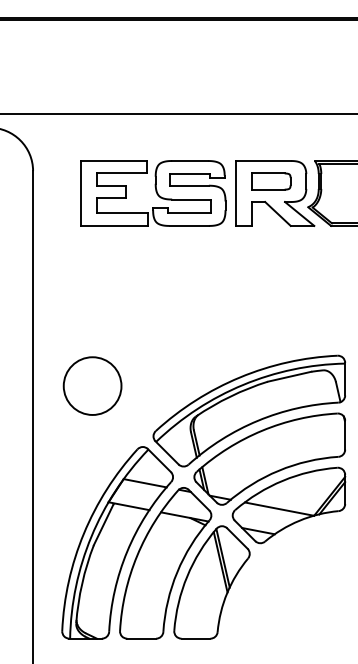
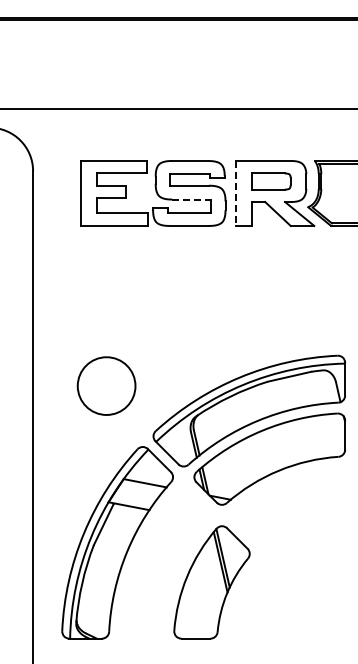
line position: (178, 113) -> (178, 108) (178, 108)
line: solid -> dashed (236, 193)
line: solid -> dashed (192, 199)
circle position: (92, 385) -> (106, 385) (106, 385)
part: present -> none (288, 505)
part: present -> none (165, 563)
